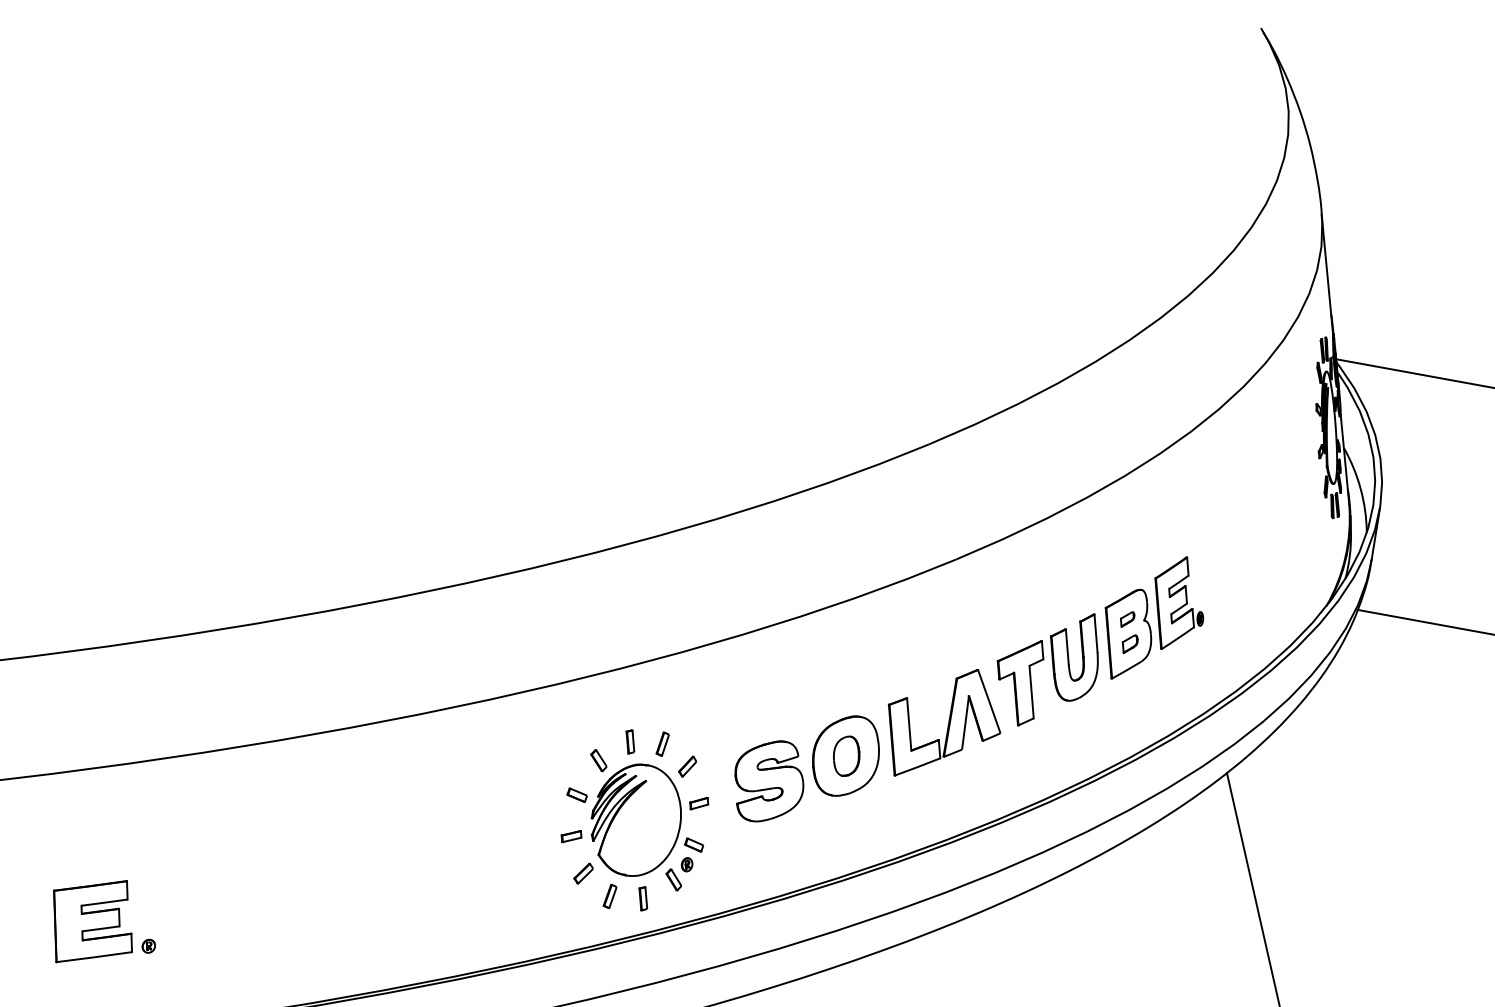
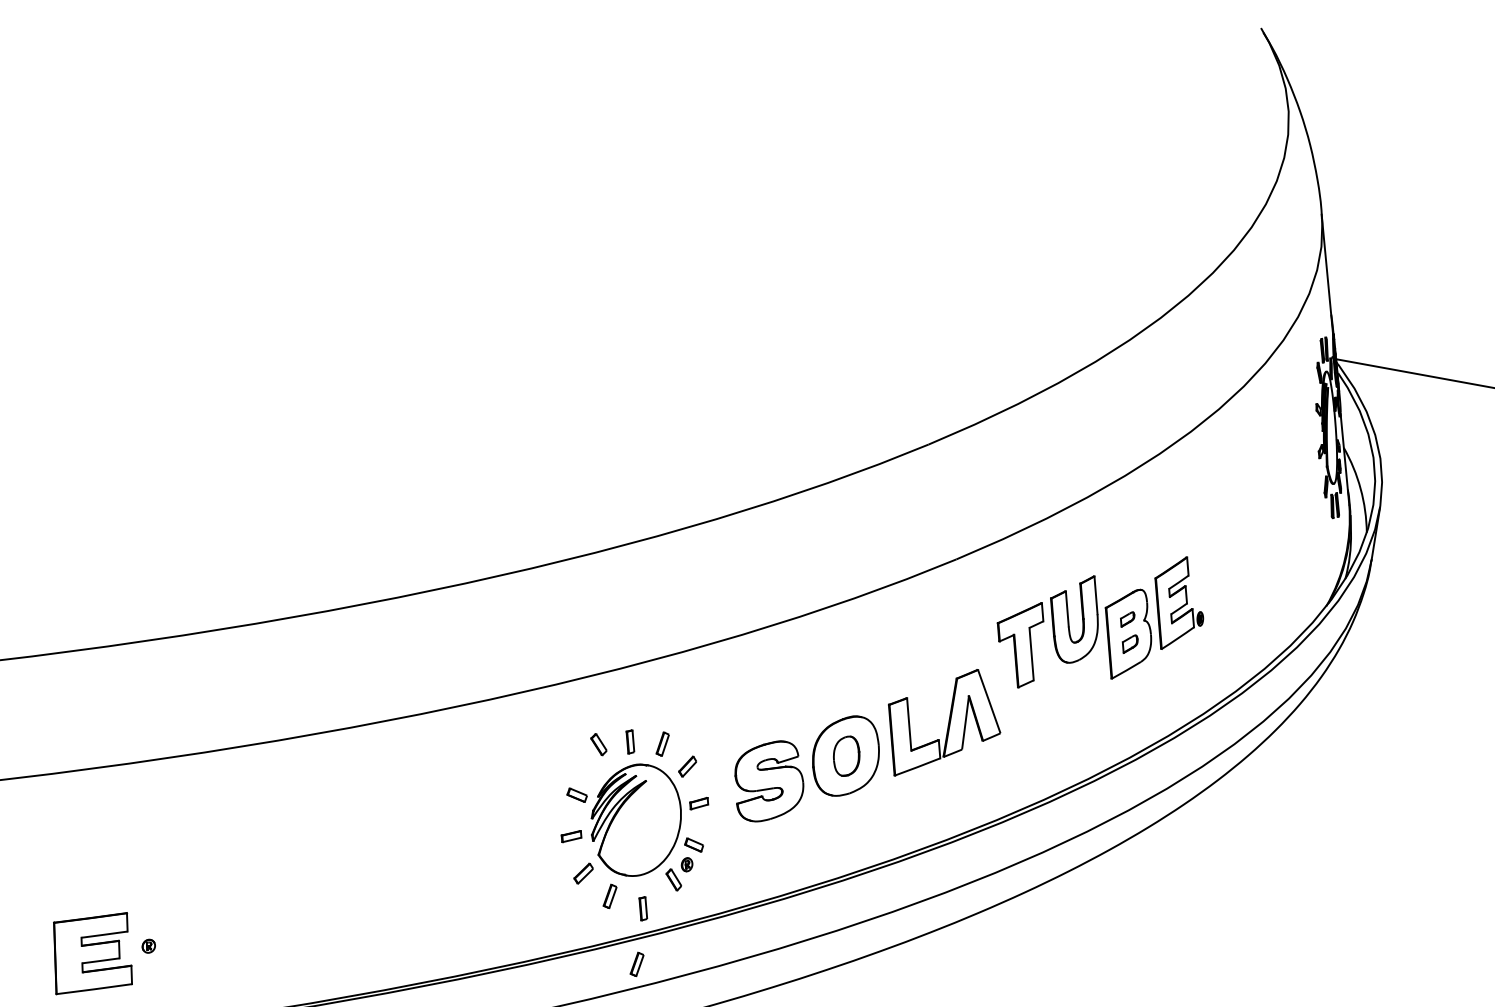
line: present -> none (1424, 621)
part position: (1047, 669) -> (1047, 631) (1047, 631)
part position: (598, 760) -> (598, 744) (598, 744)
line: present -> none (1252, 887)
part position: (643, 898) -> (643, 908) (643, 908)
part position: (92, 921) -> (92, 953) (92, 953)
part: none -> present (636, 964)
